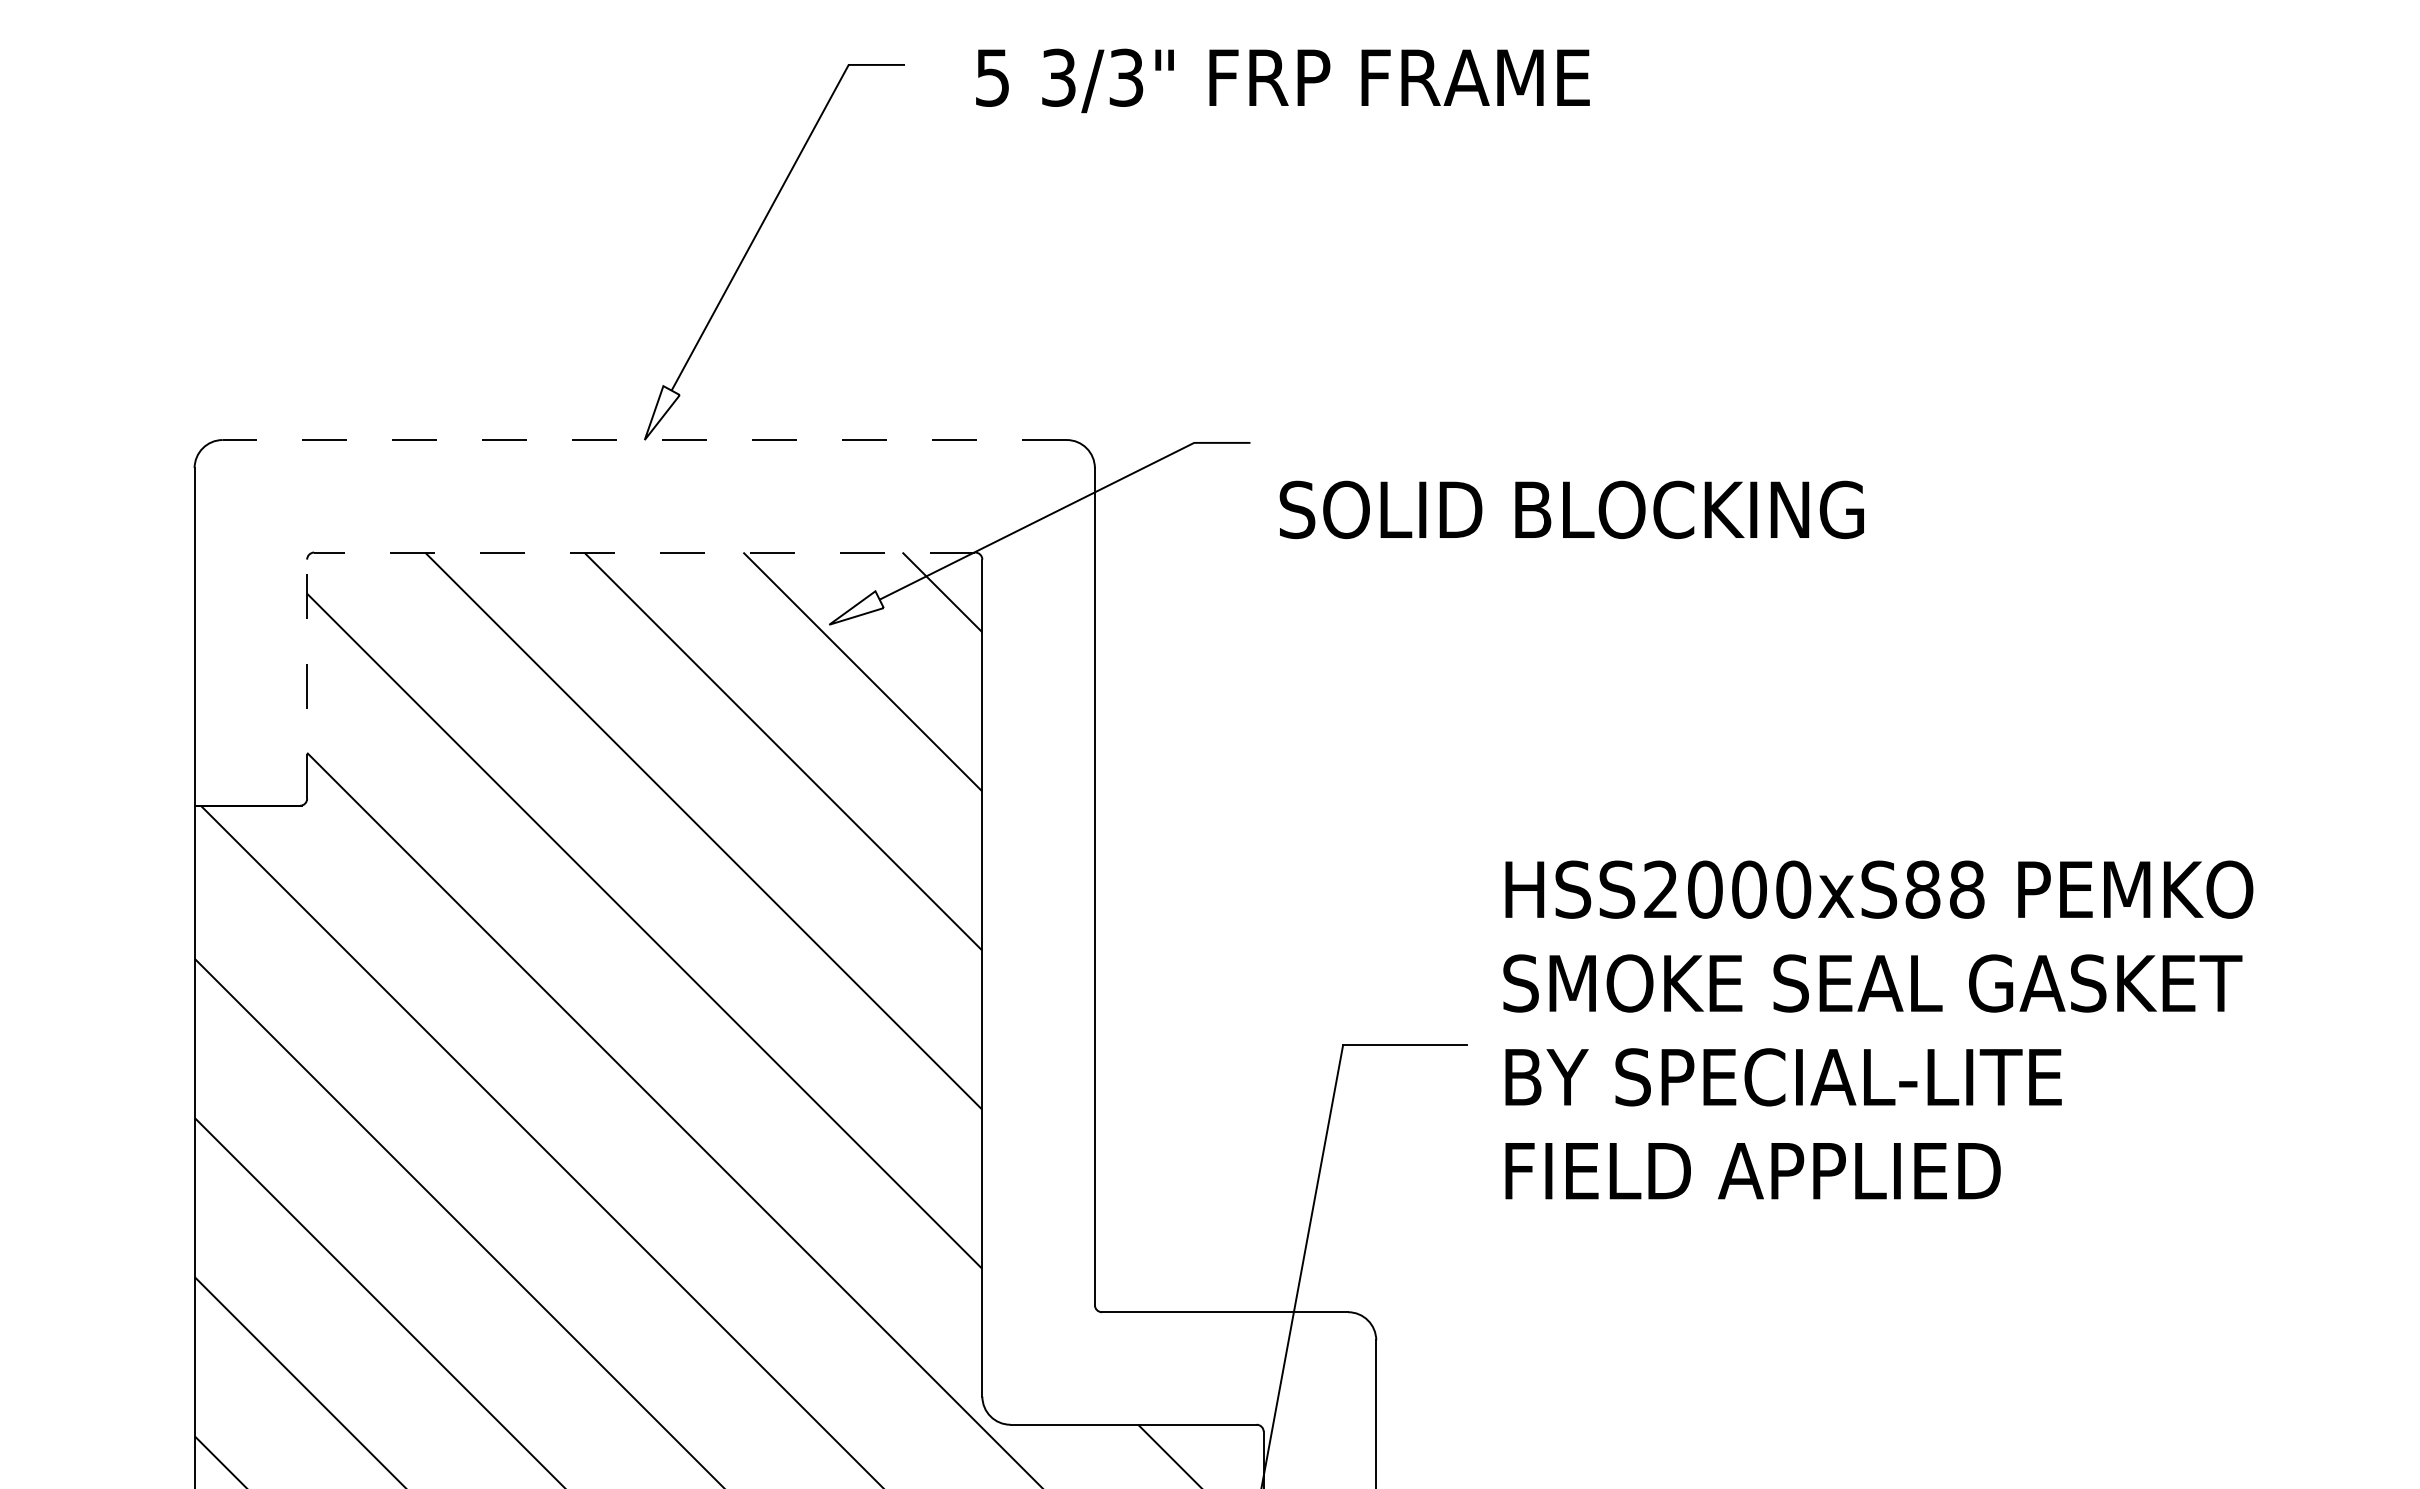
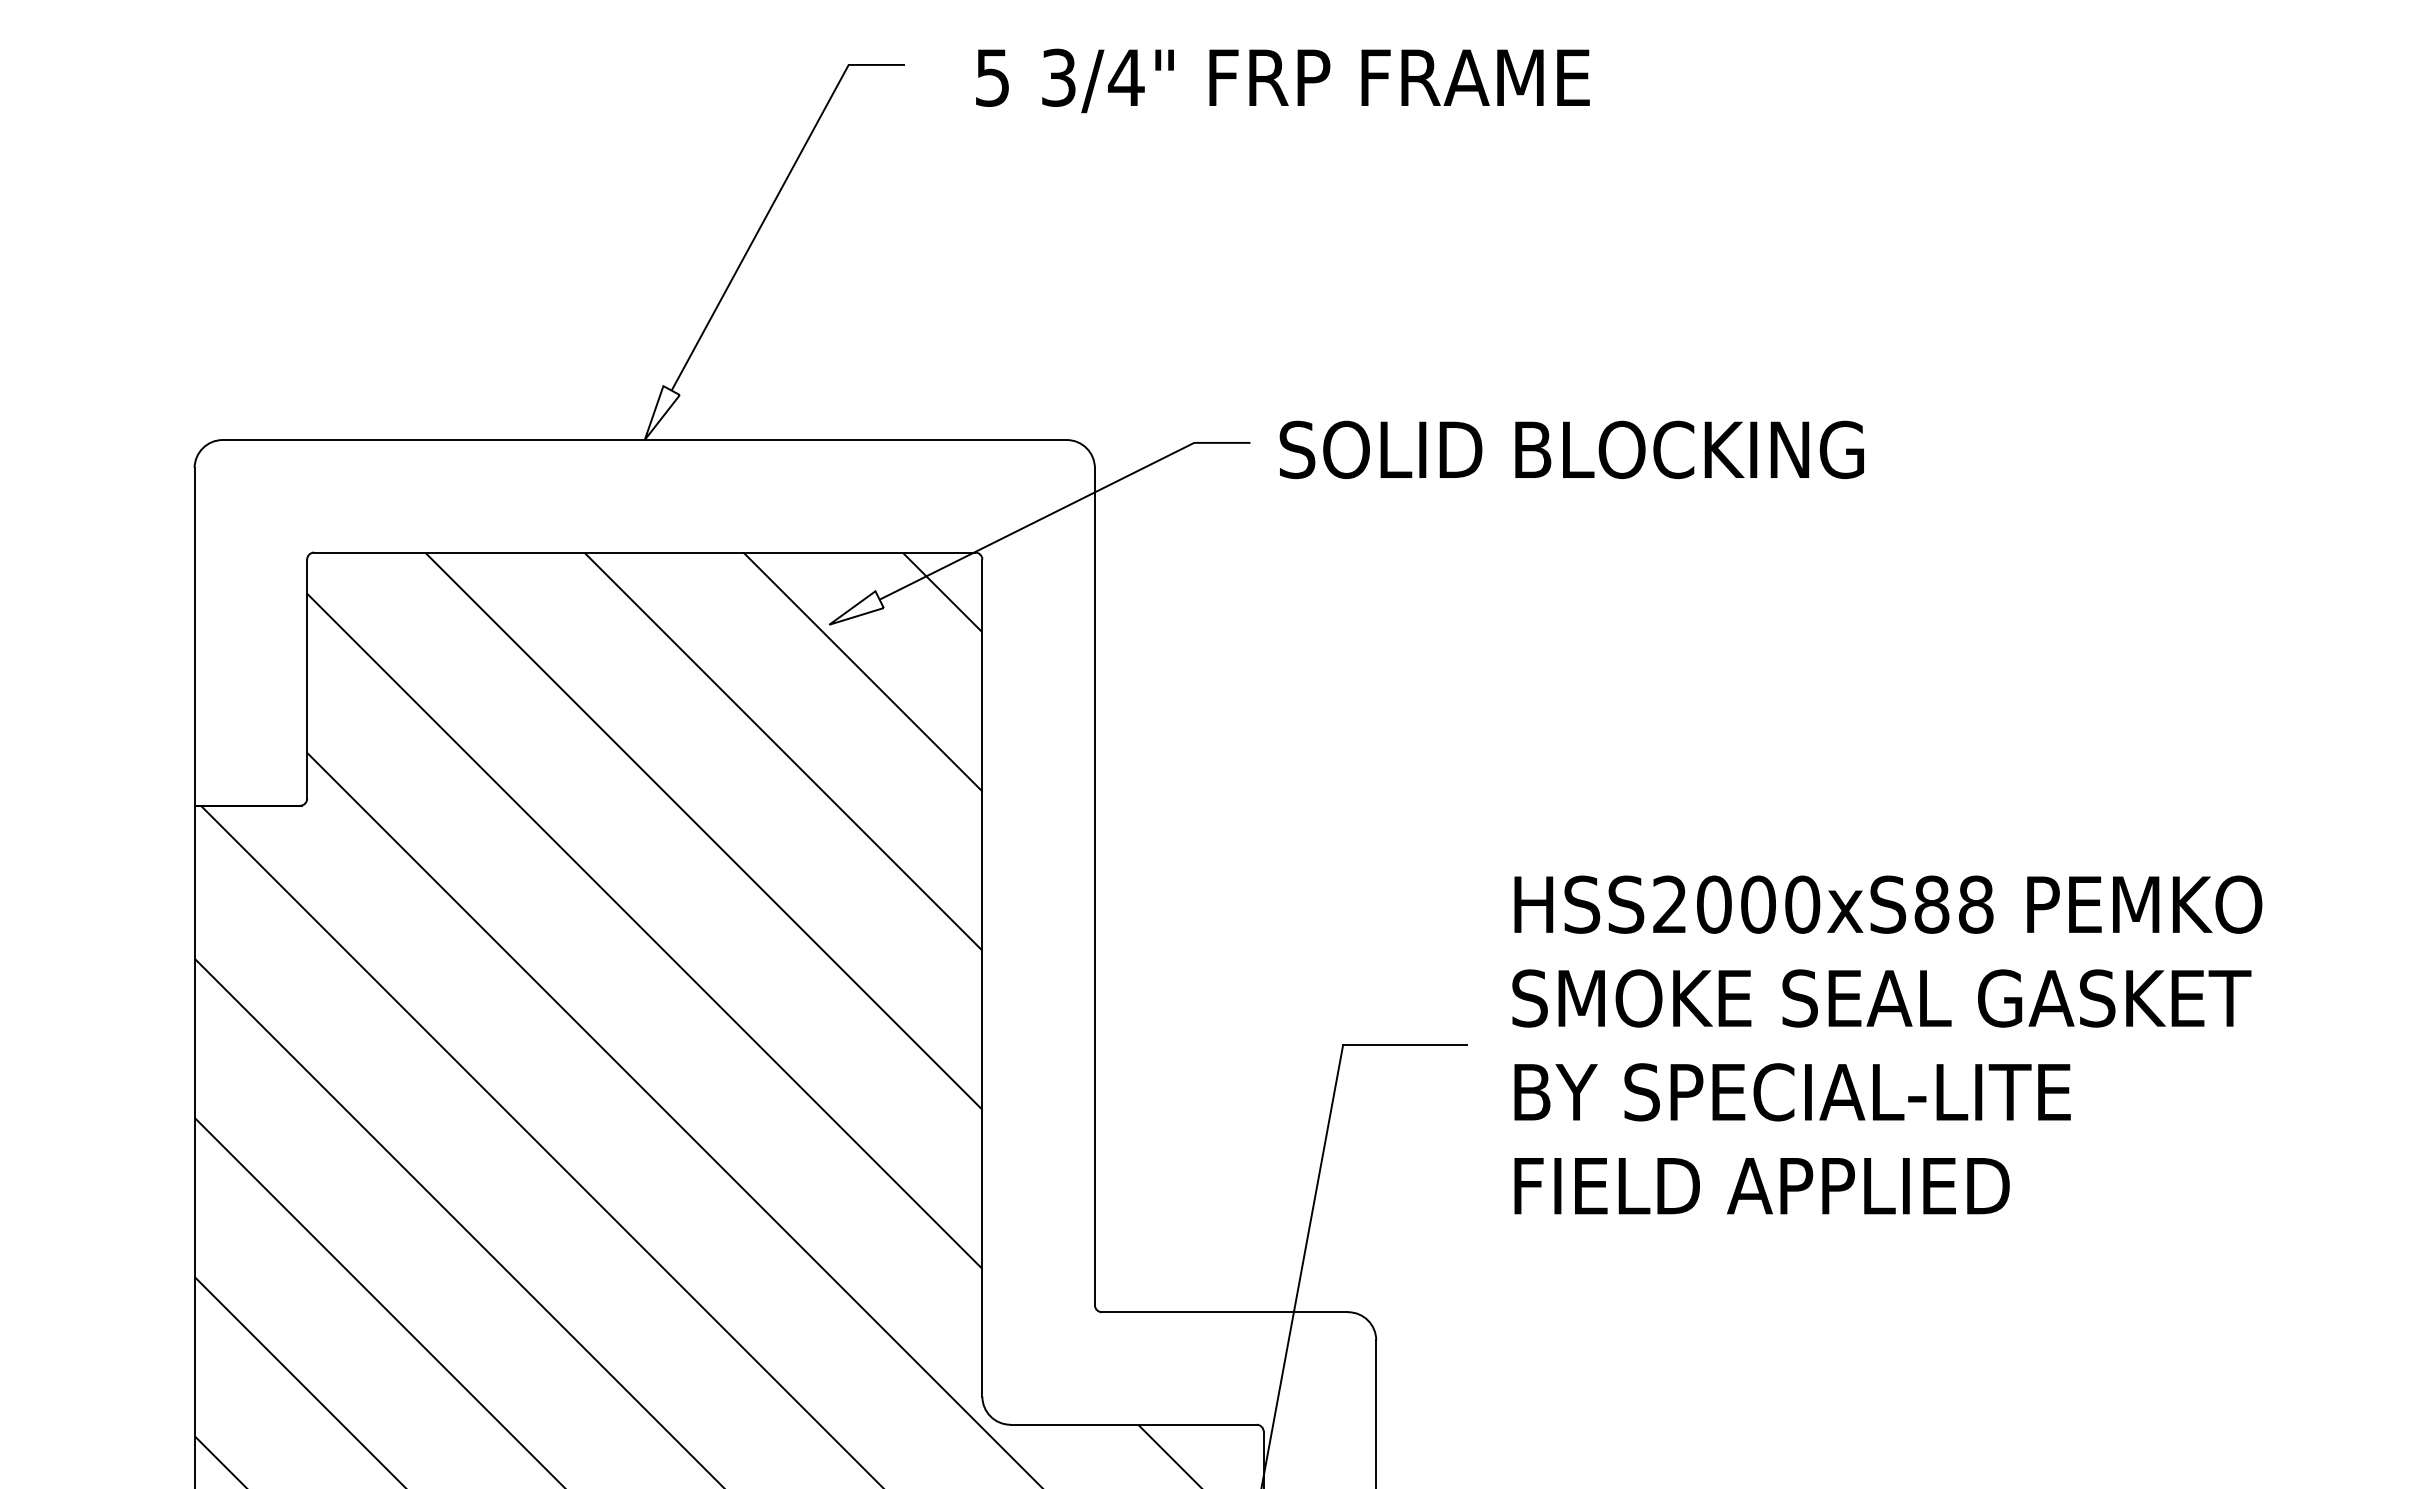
text: 3/3" -> 3/4" (1126, 77)
line: dashed -> solid (644, 440)
text position: (1571, 509) -> (1571, 449) (1571, 449)
line: dashed -> solid (644, 552)
line: dashed -> solid (307, 679)
text position: (1878, 1029) -> (1887, 1044) (1887, 1044)
